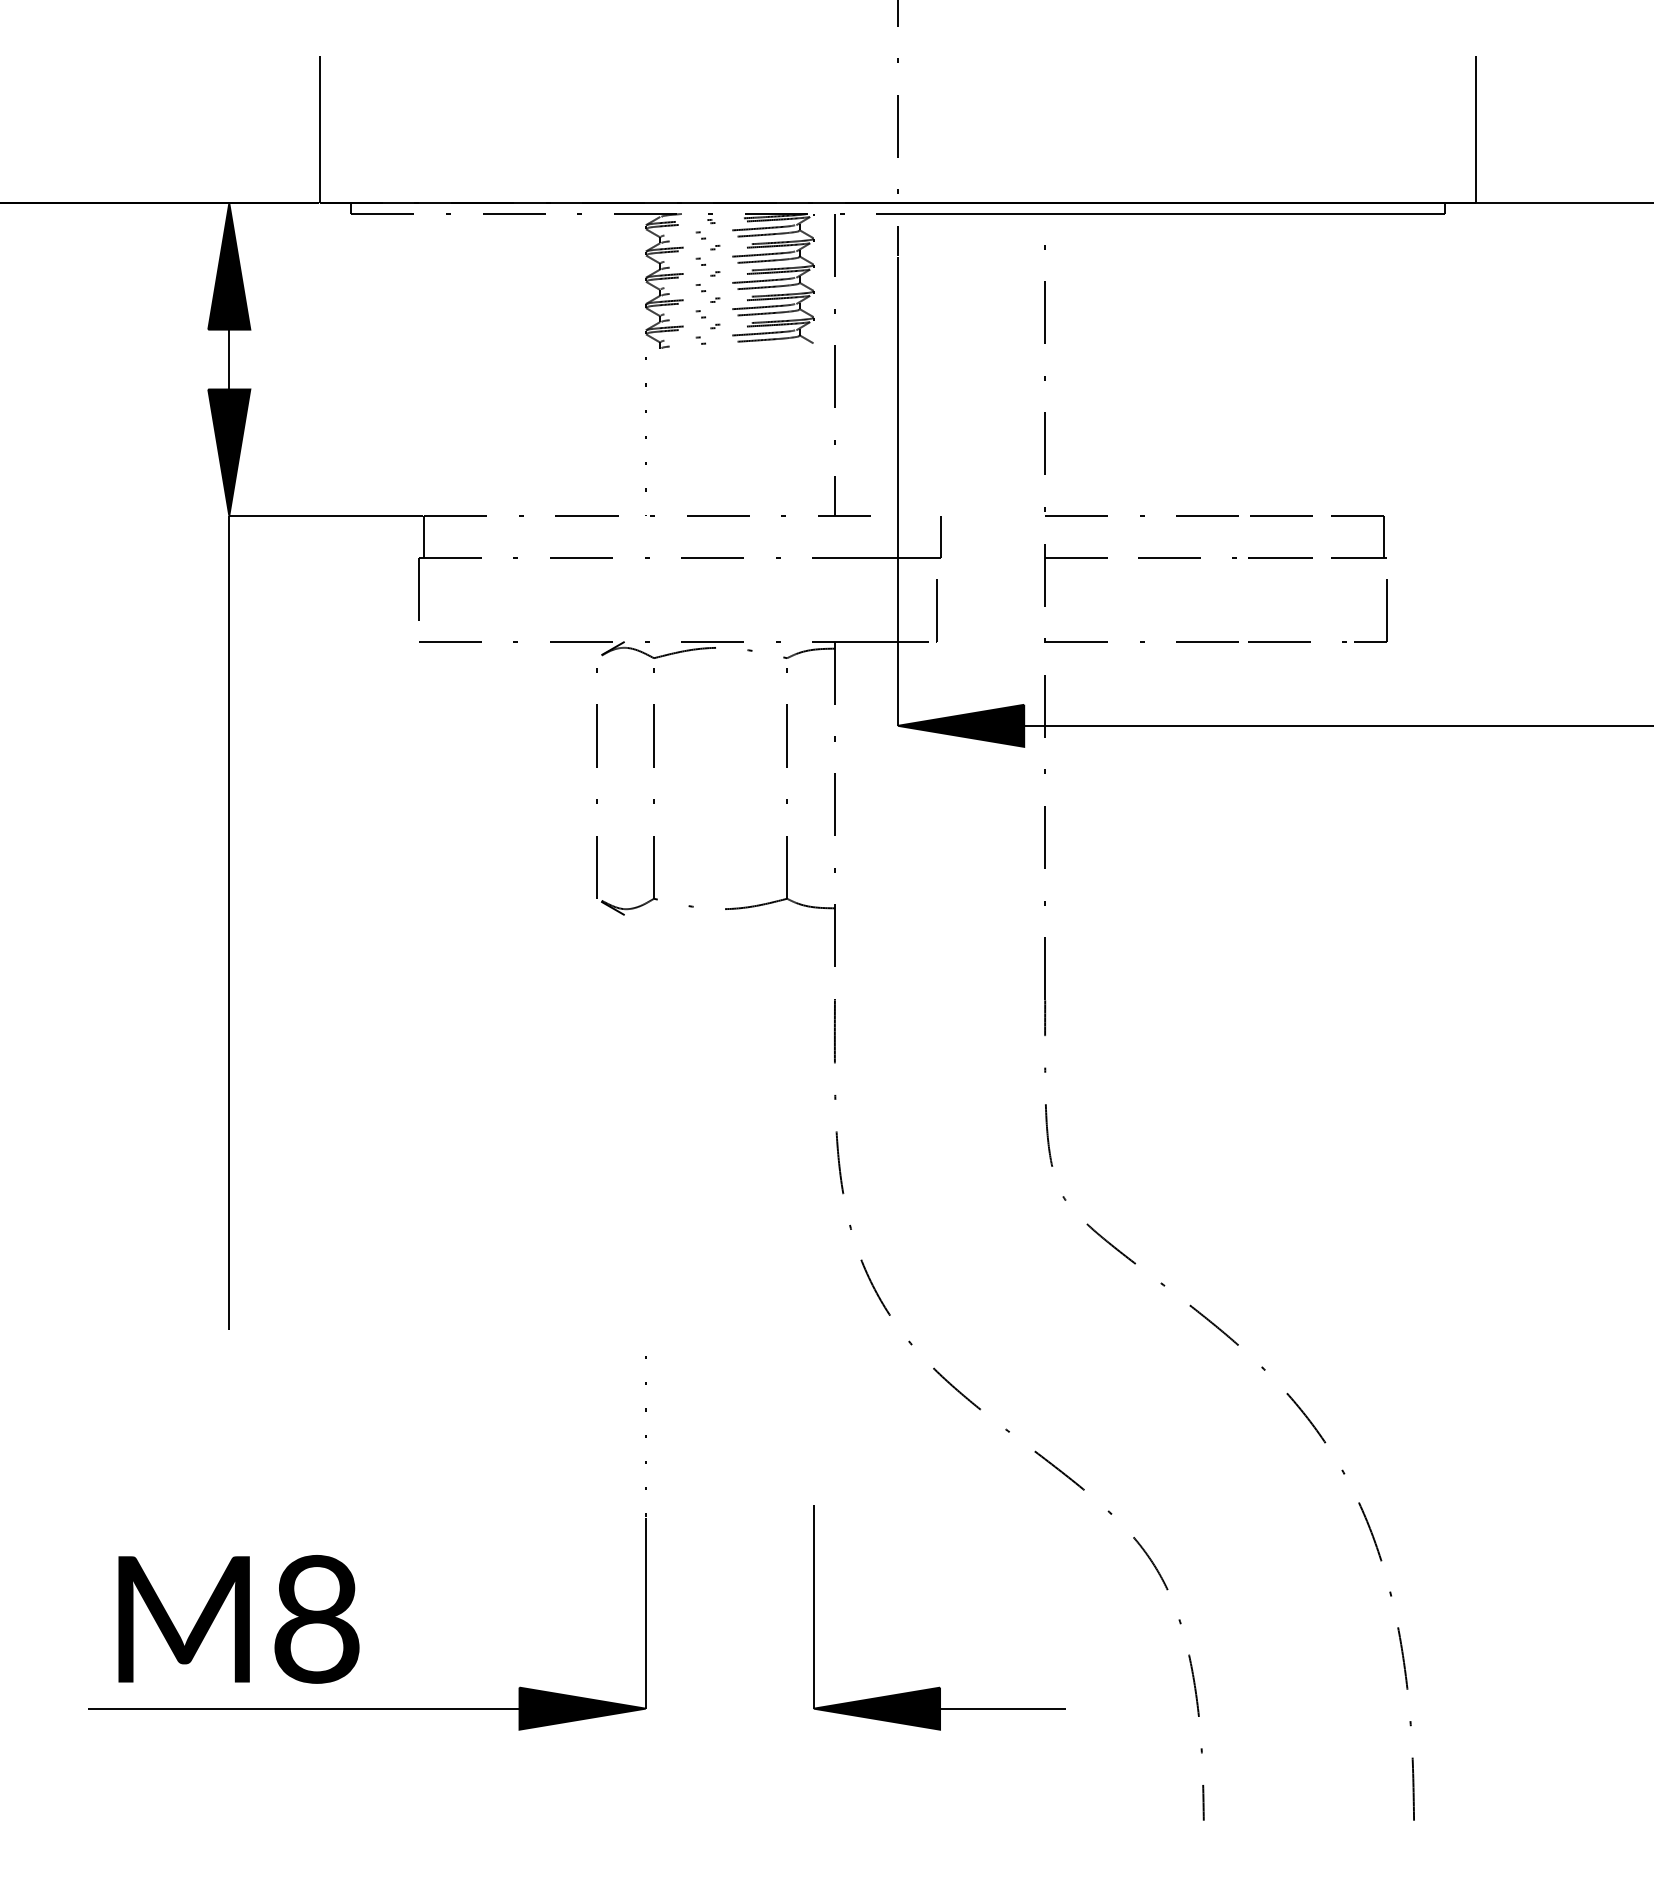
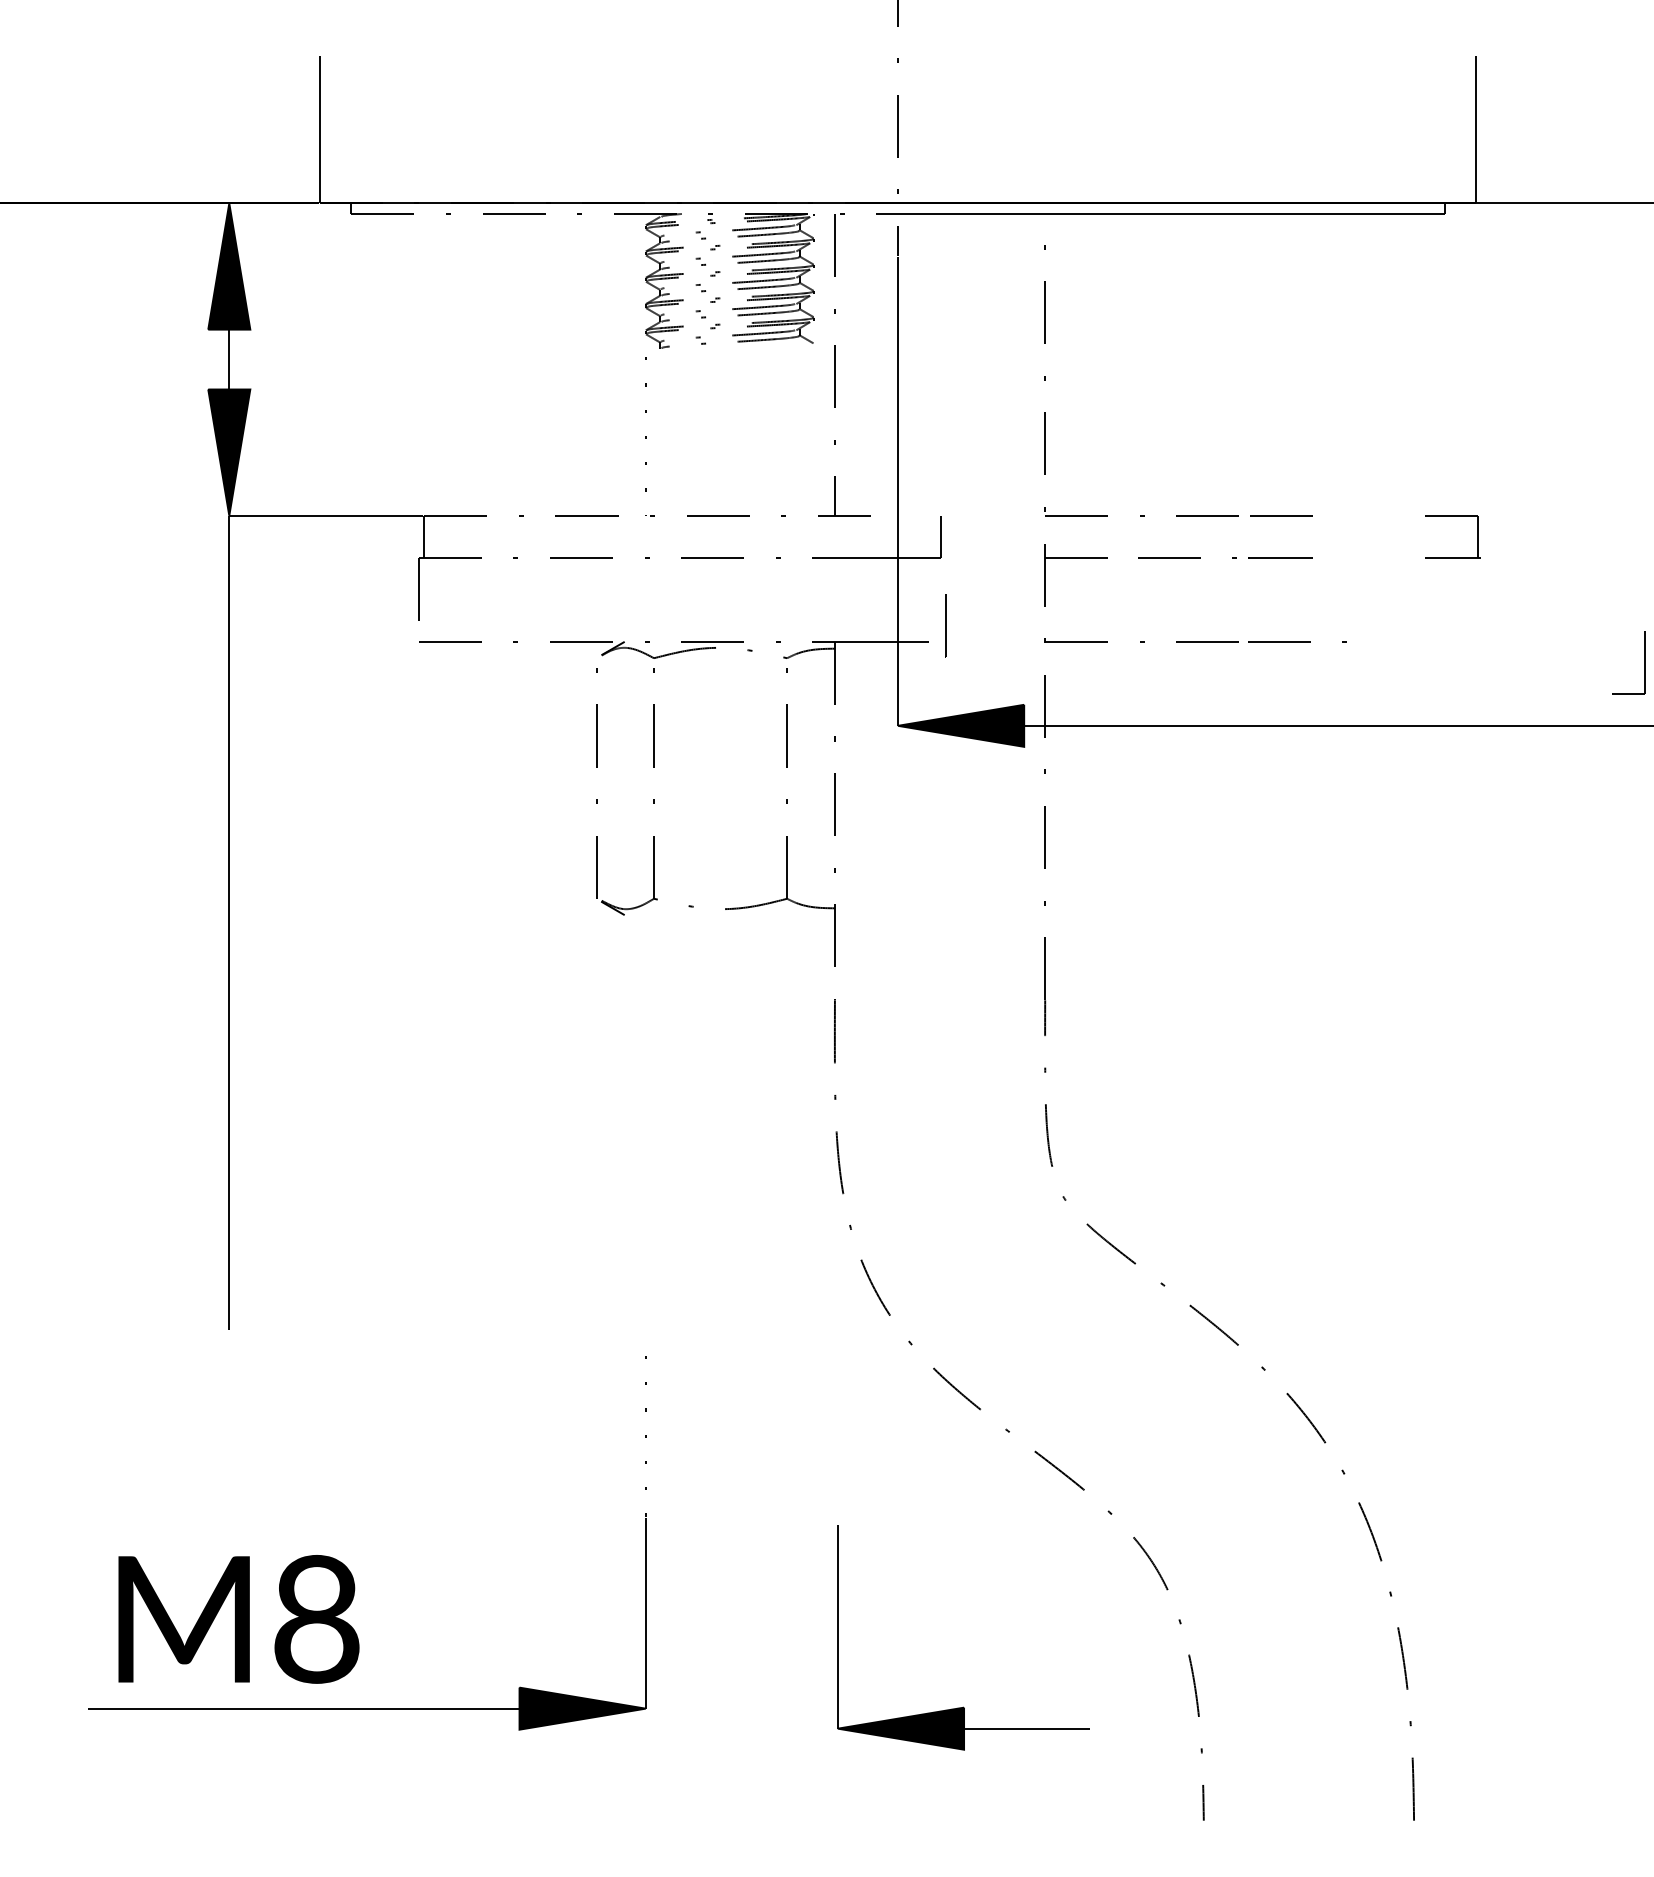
part position: (1358, 516) -> (1452, 516) (1452, 516)
line position: (936, 610) -> (945, 625) (945, 625)
part position: (1386, 610) -> (1644, 662) (1644, 662)
part position: (939, 1686) -> (963, 1706) (963, 1706)
